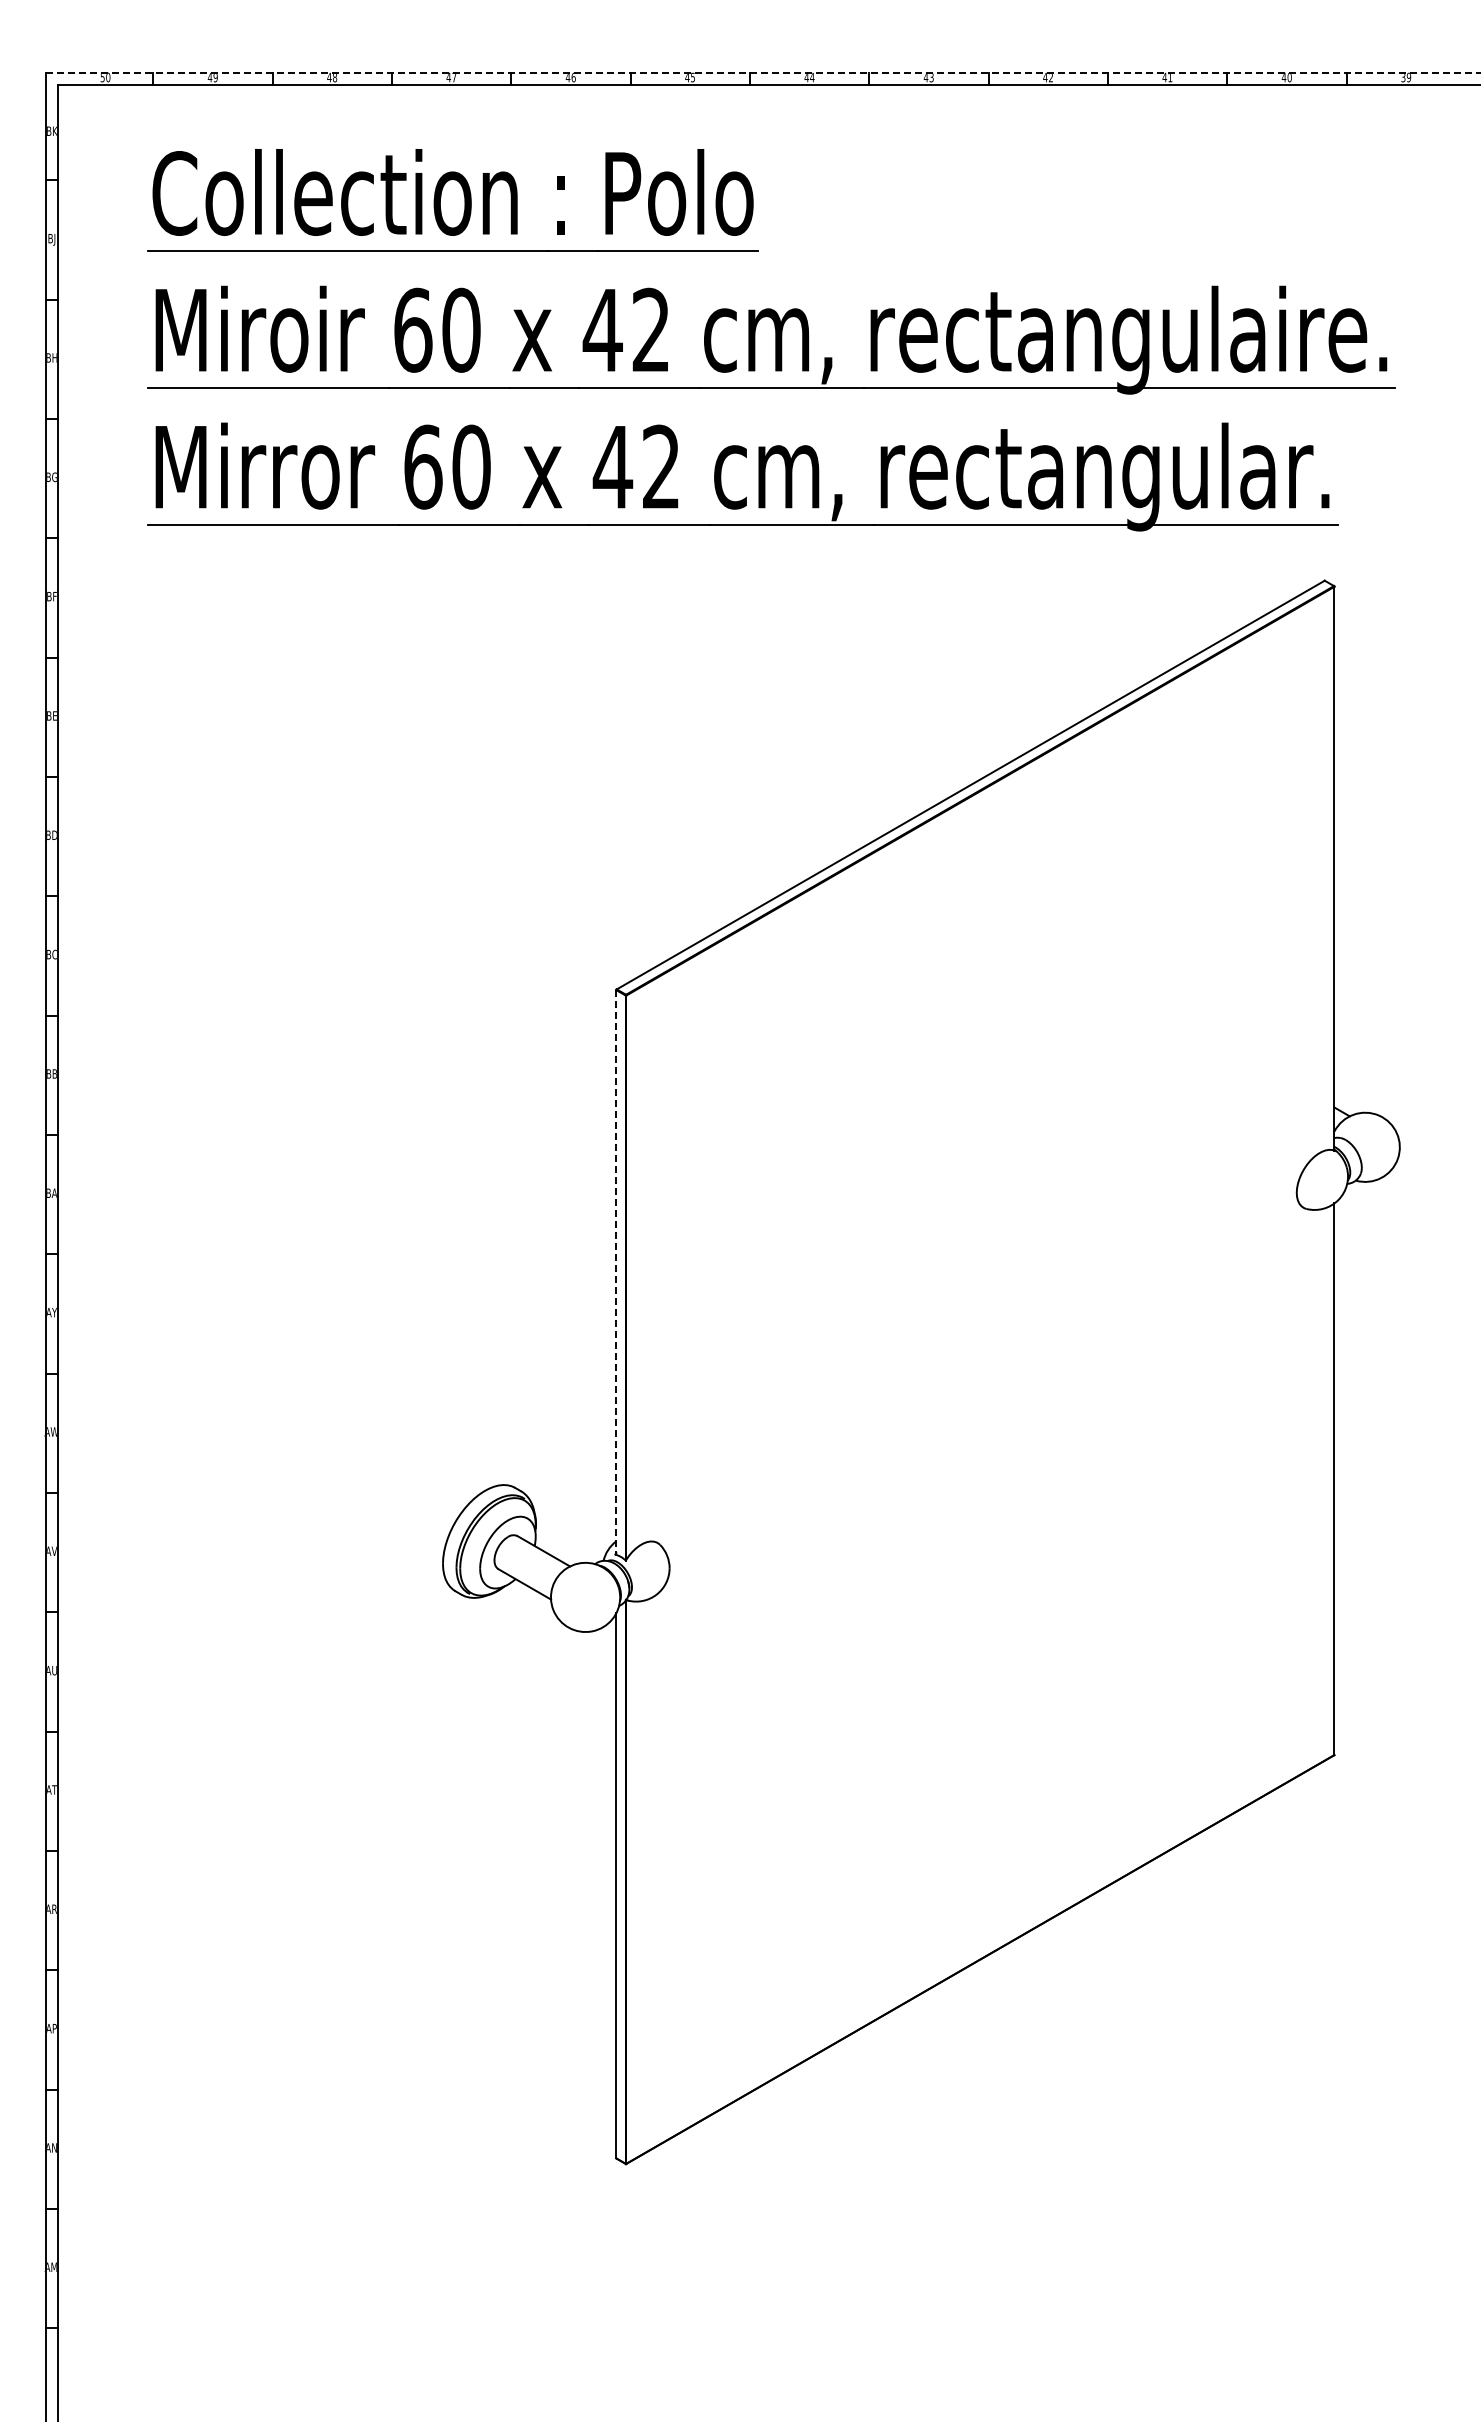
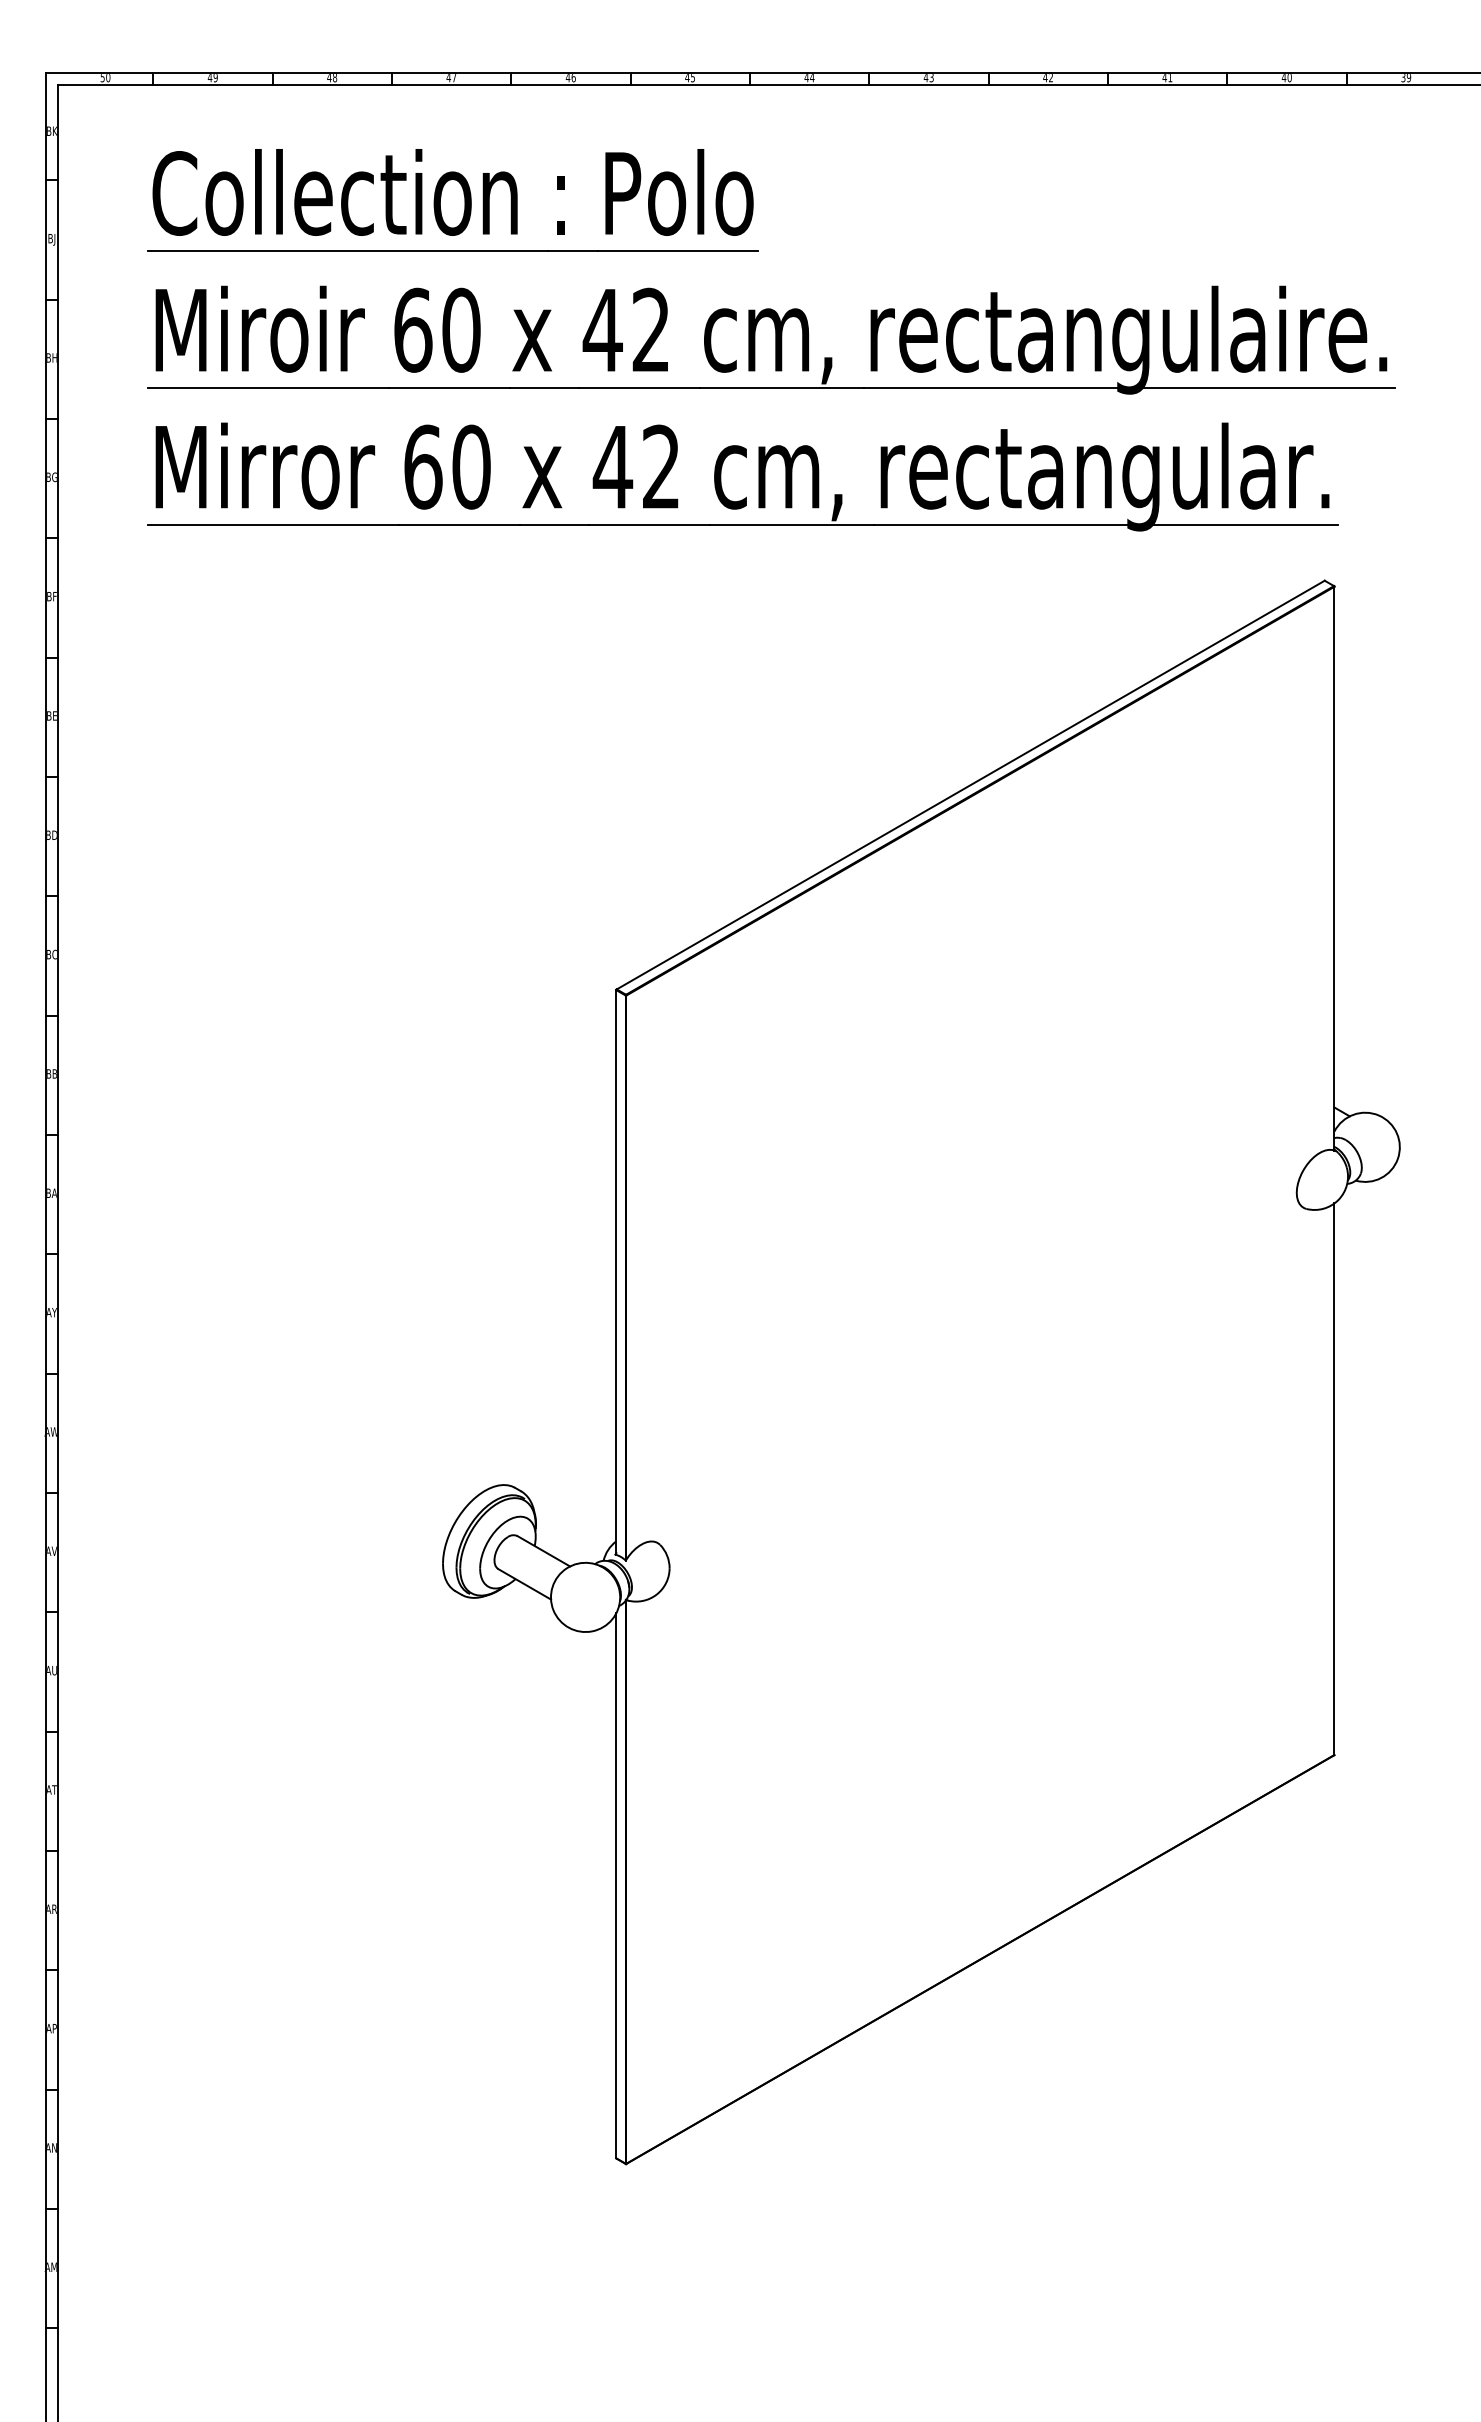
line: dashed -> solid (764, 72)
line: dashed -> solid (616, 1273)
